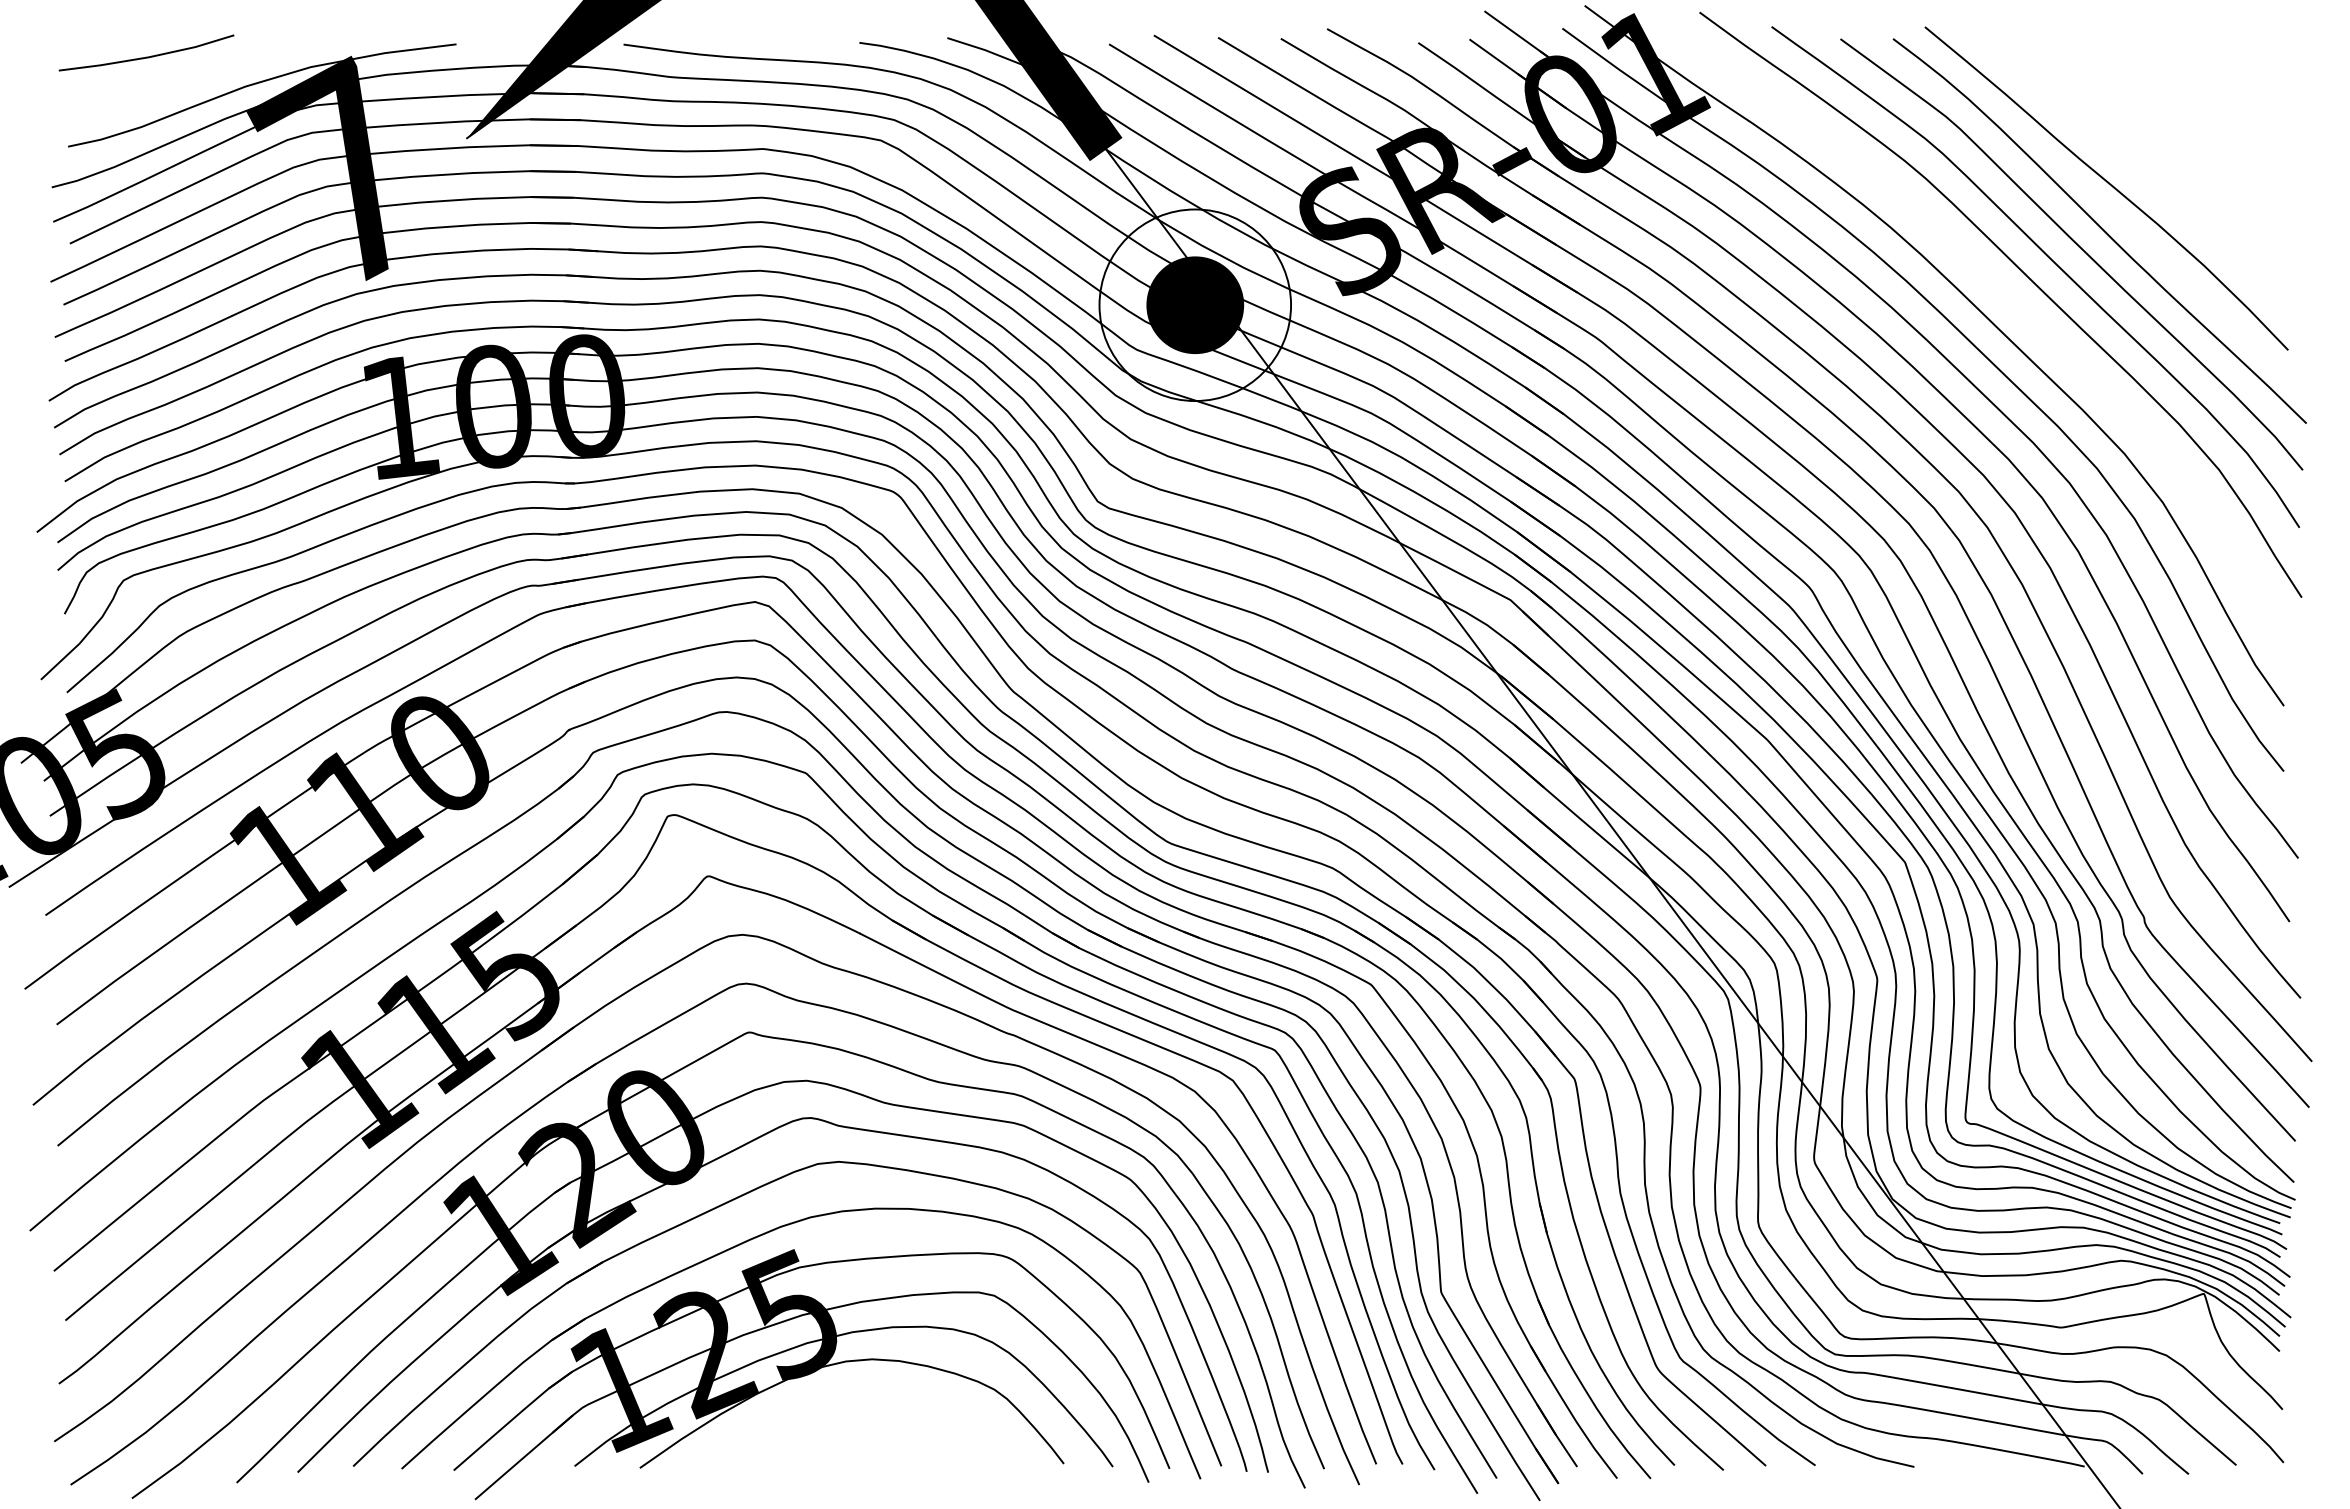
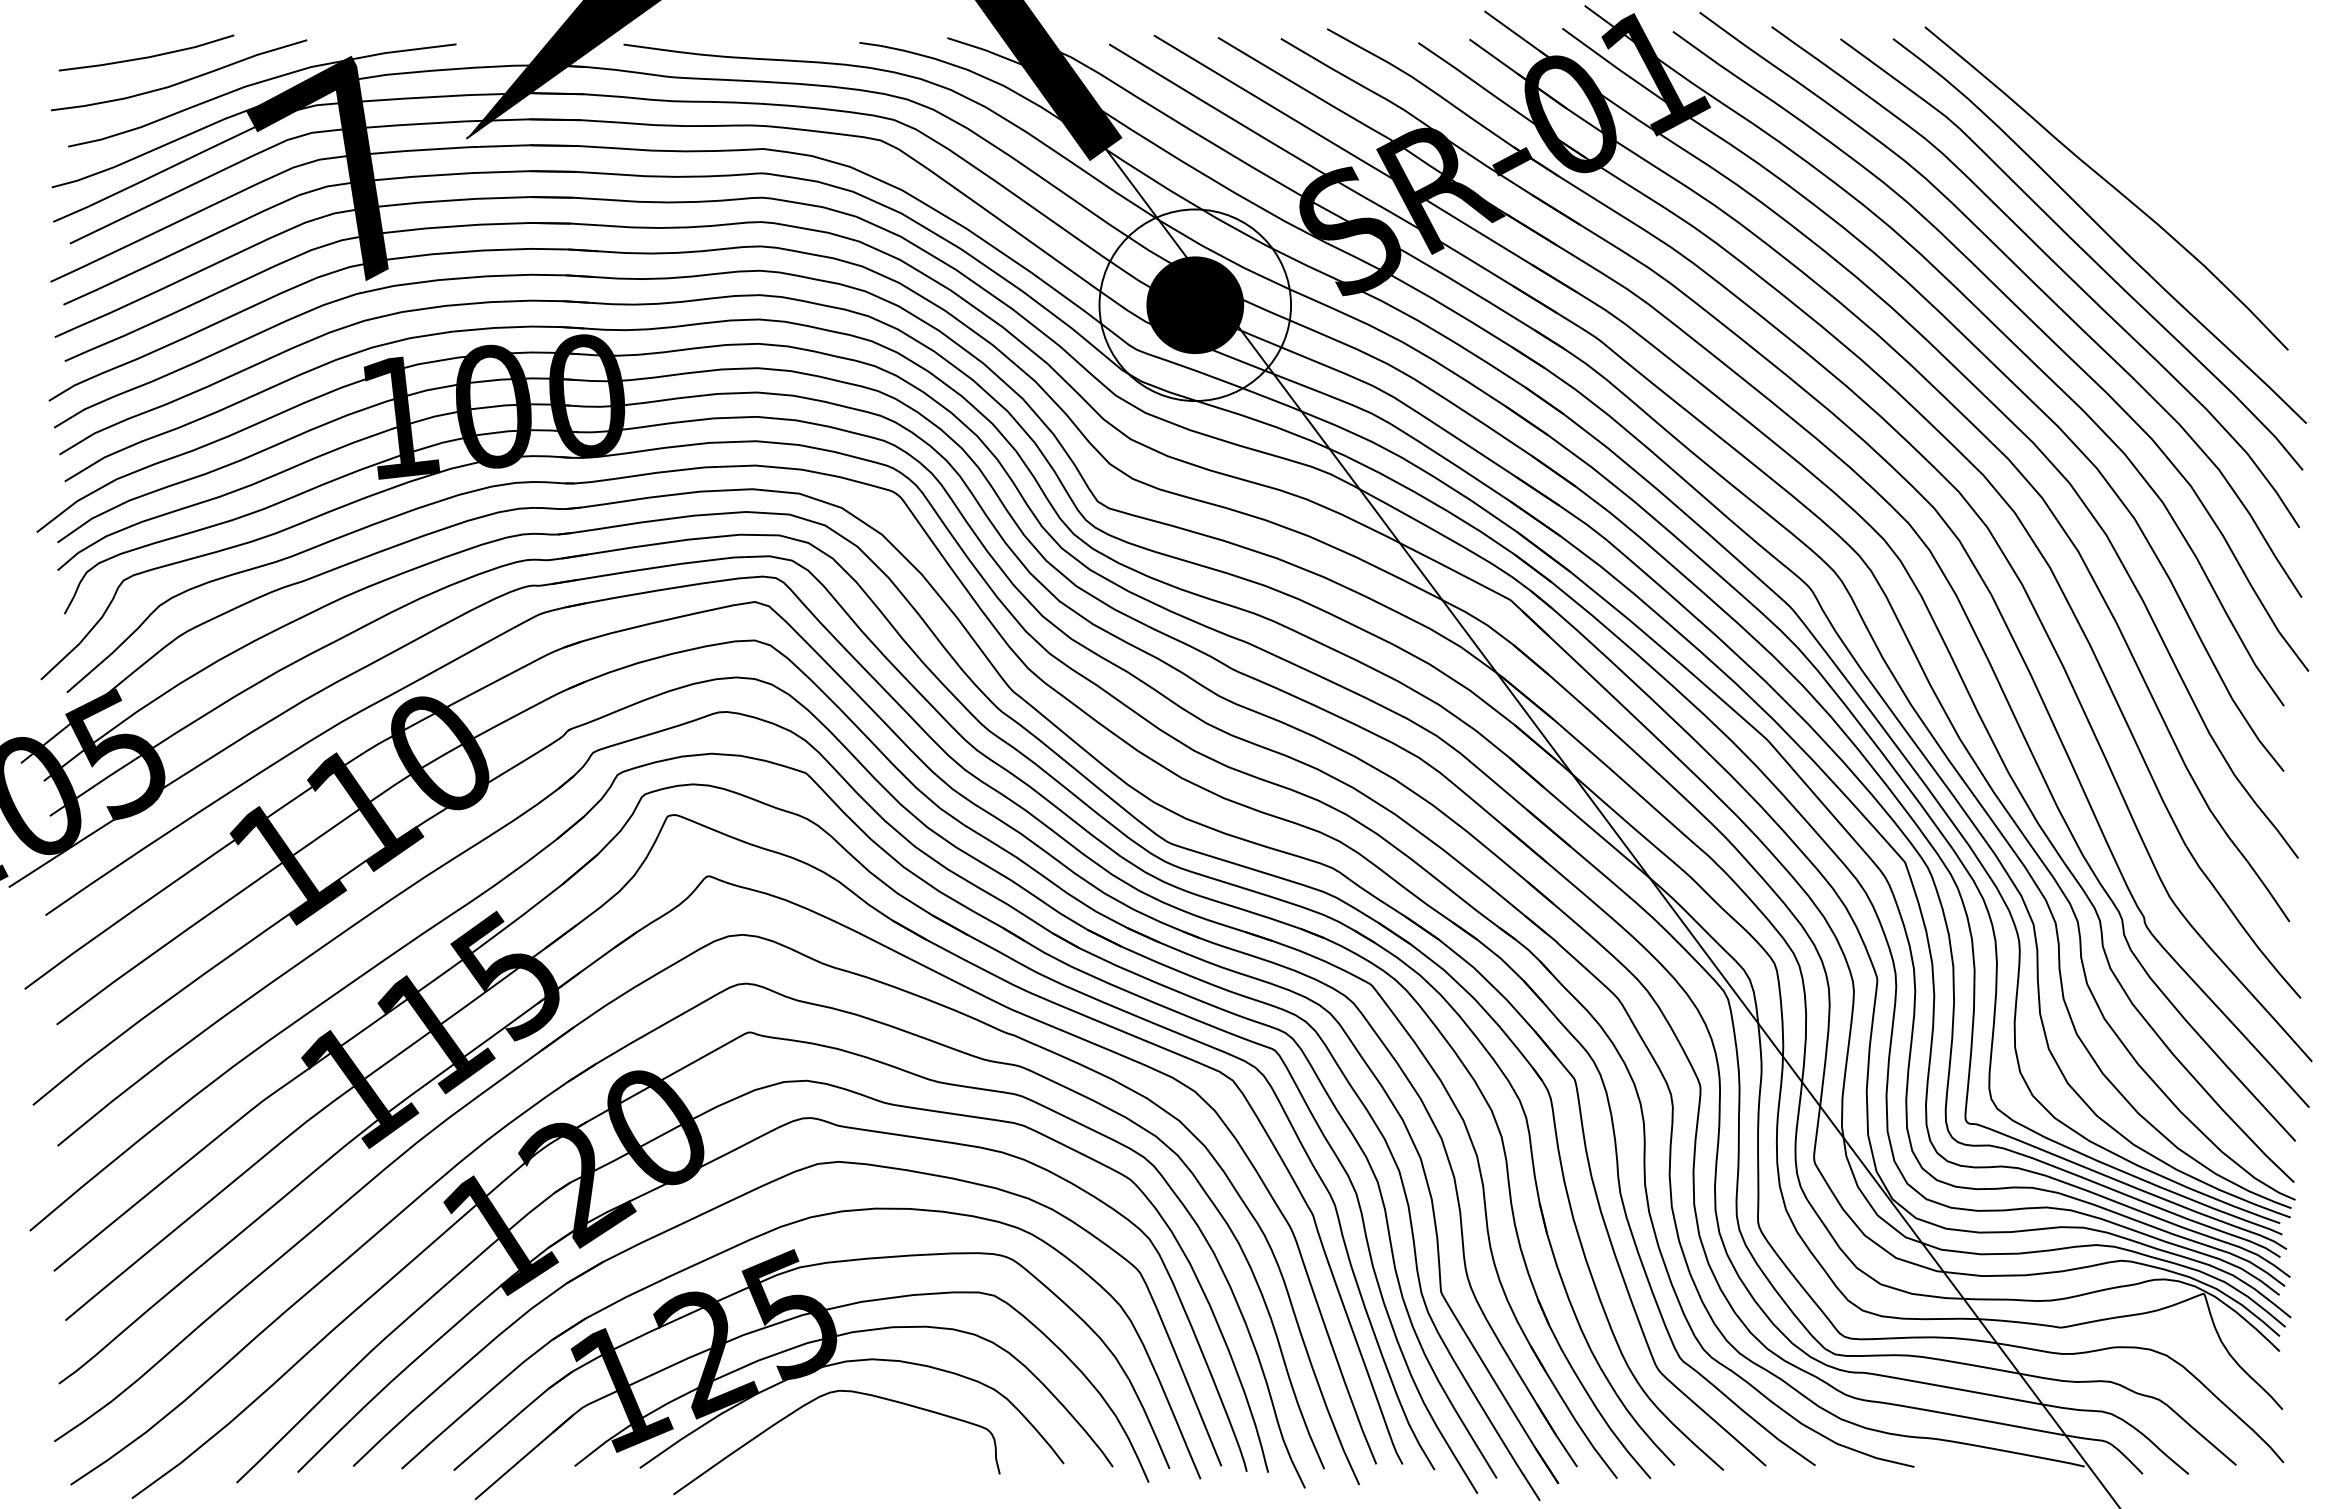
curve: none -> present (180, 81)
curve: none -> present (2025, 316)
curve: none -> present (815, 1400)
